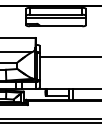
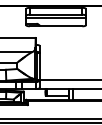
line position: (68, 57) -> (68, 80) (68, 80)
